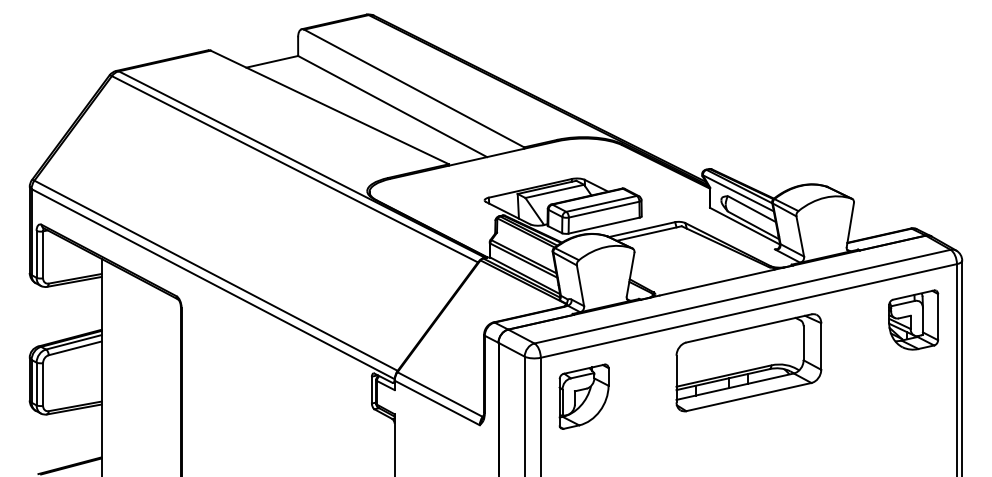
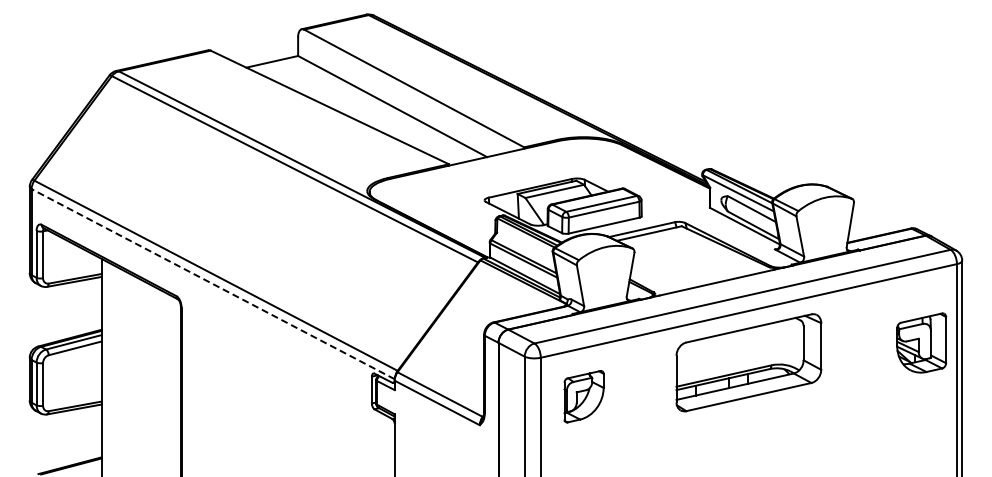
line: solid -> dashed (213, 284)
part position: (913, 319) -> (921, 342) (921, 342)
part size: 52x67 px -> 42x54 px (583, 396)
